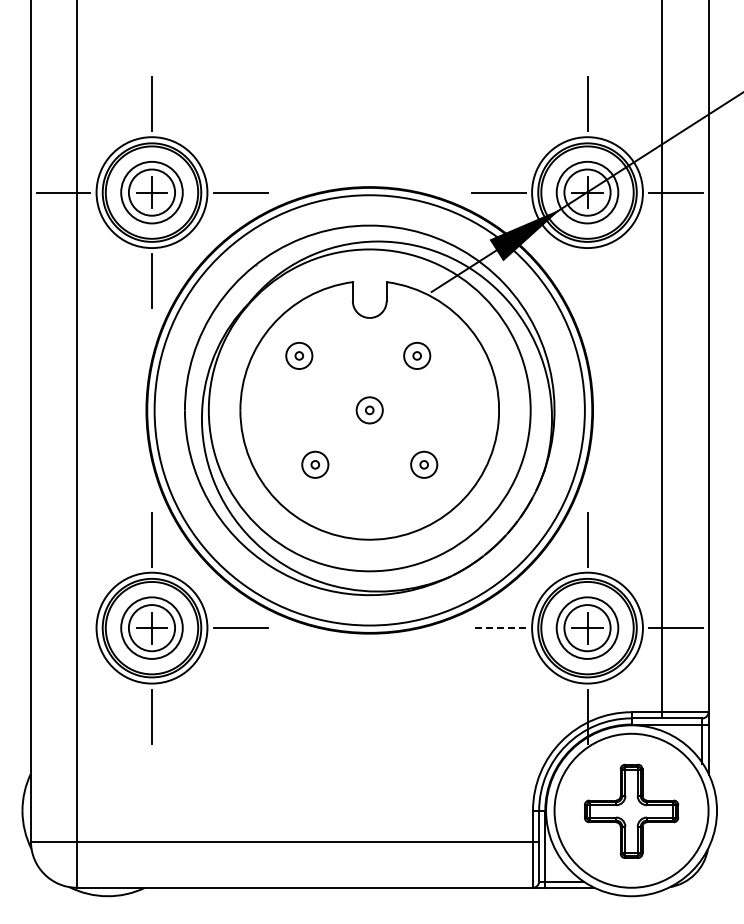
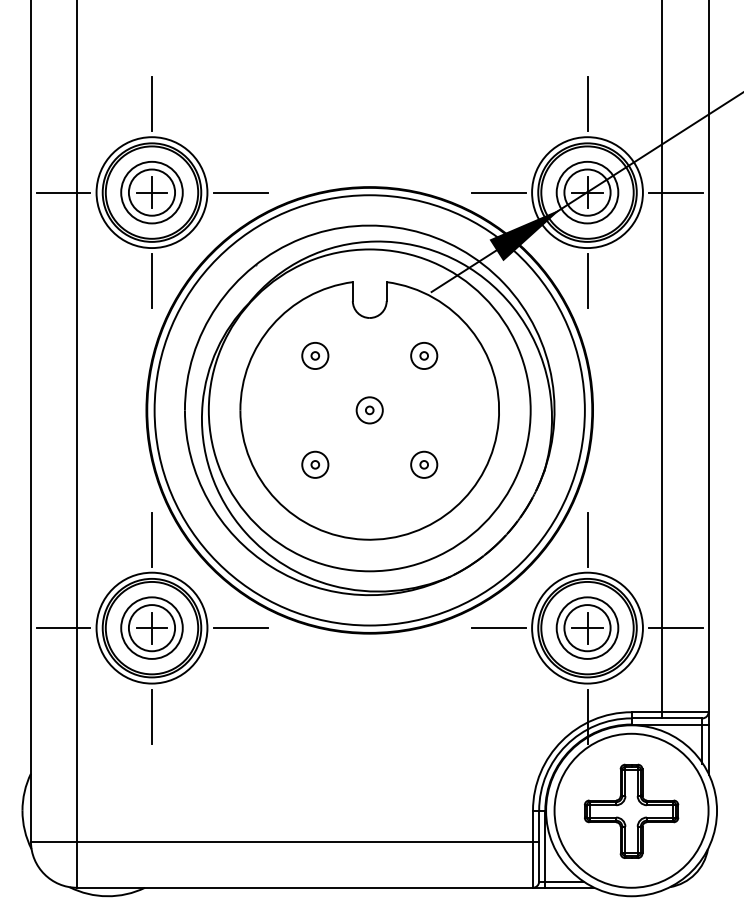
line: none -> present (587, 281)
part position: (299, 355) -> (315, 355) (315, 355)
part position: (417, 355) -> (424, 355) (424, 355)
line: none -> present (63, 628)
line: dashed -> solid (498, 628)
